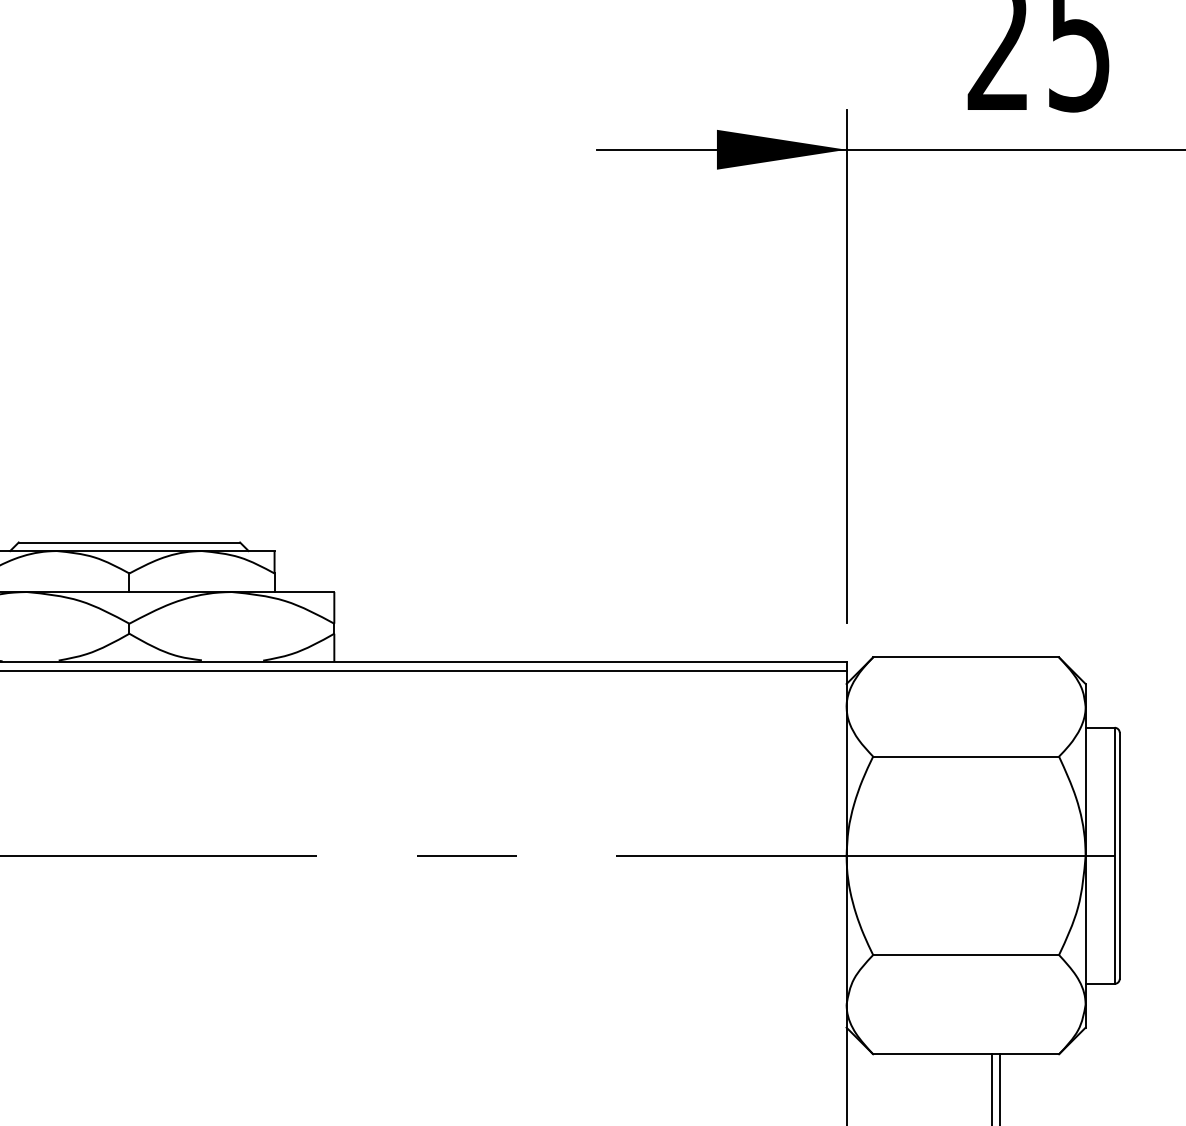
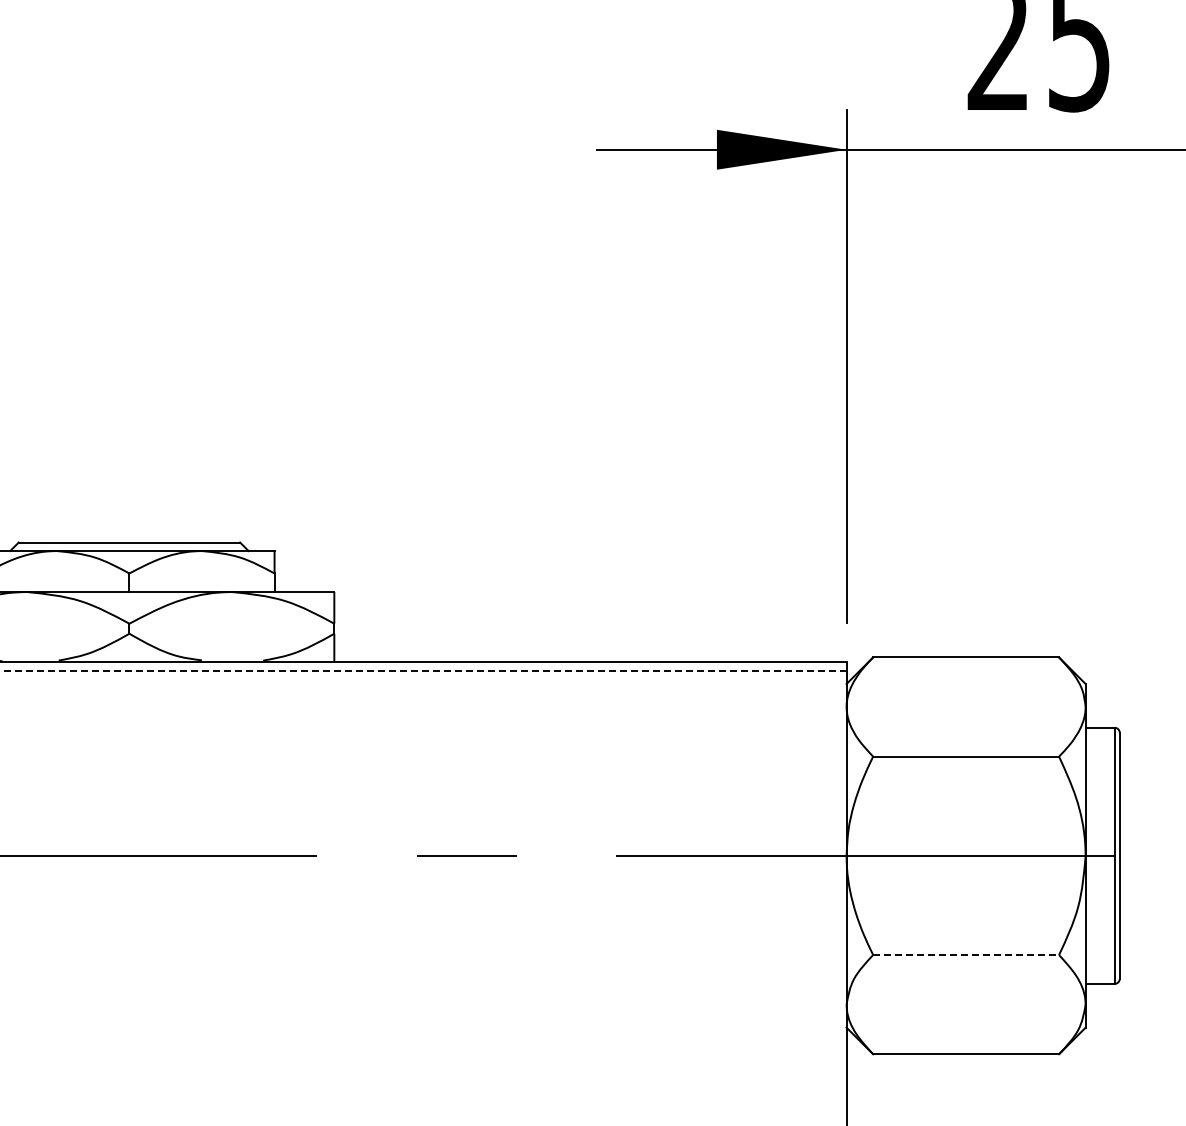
line: solid -> dashed (422, 670)
line: solid -> dashed (966, 955)
line: present -> none (991, 1088)
line: present -> none (1000, 1088)
